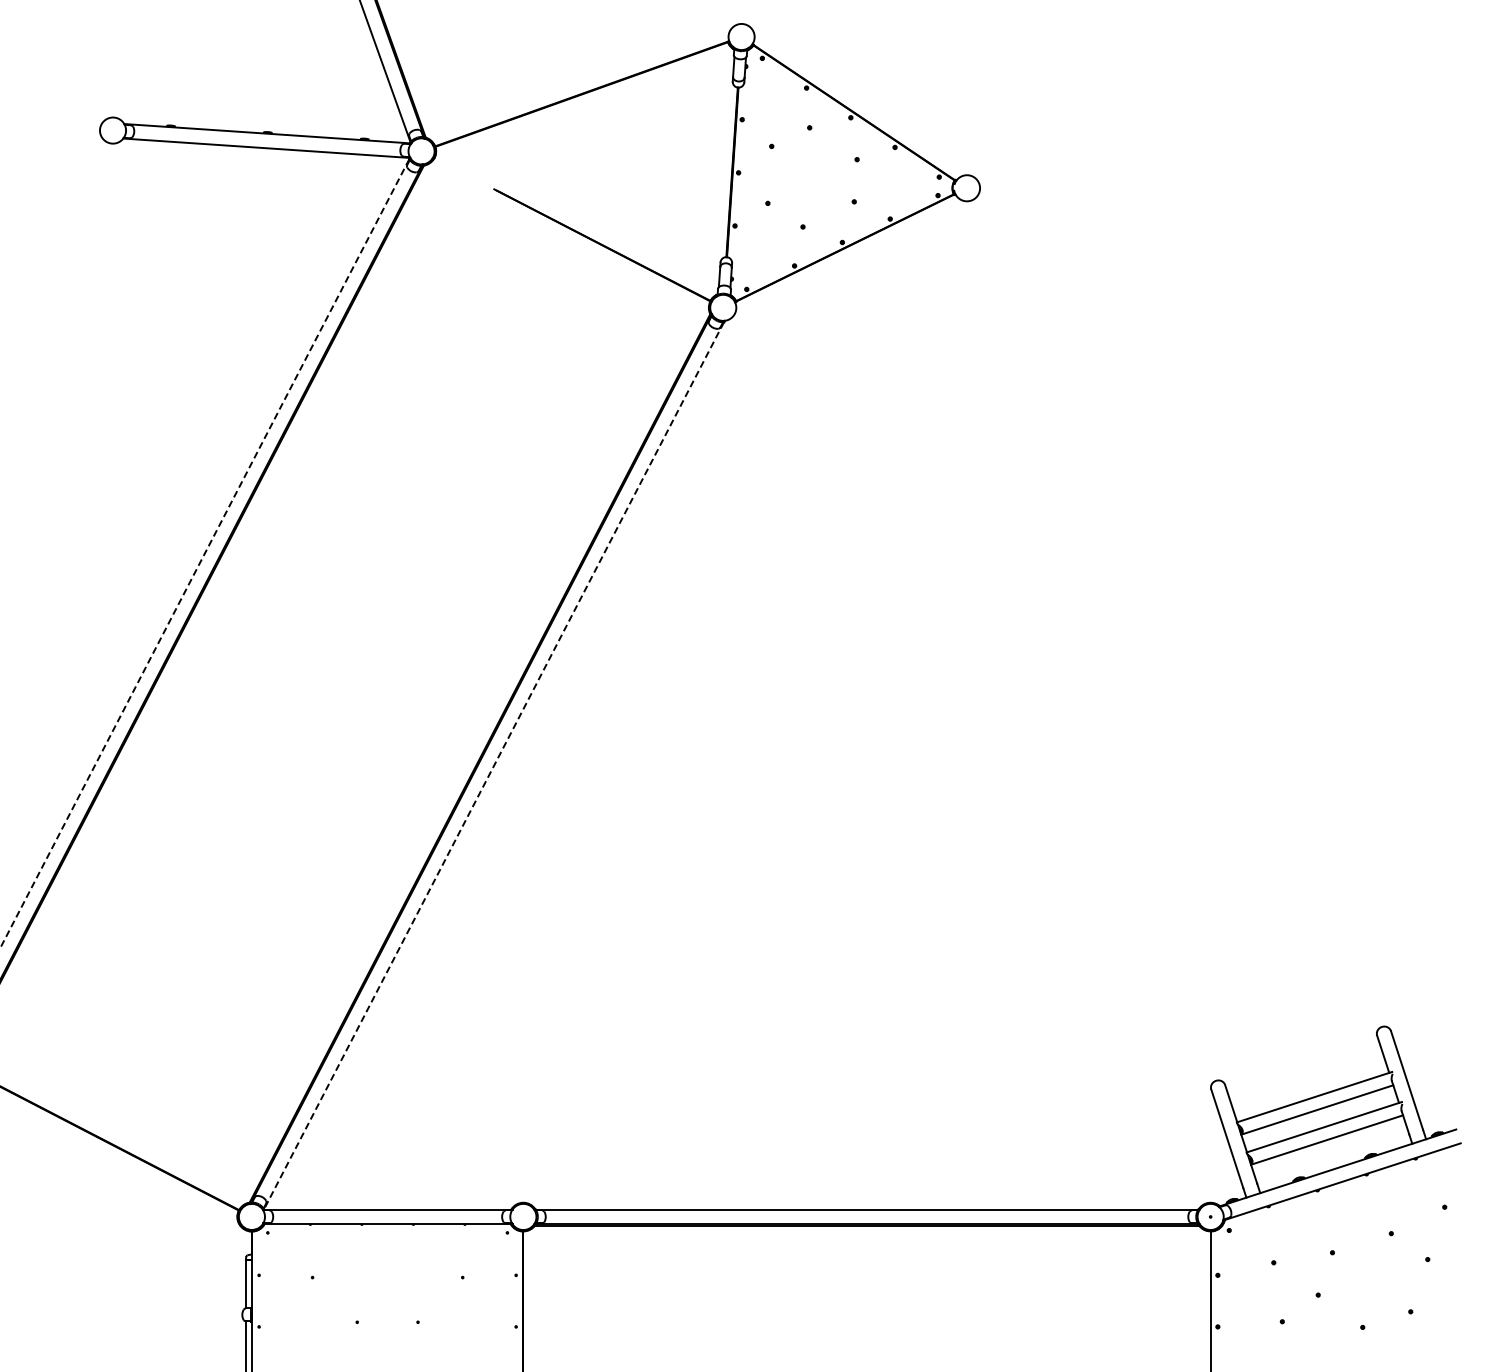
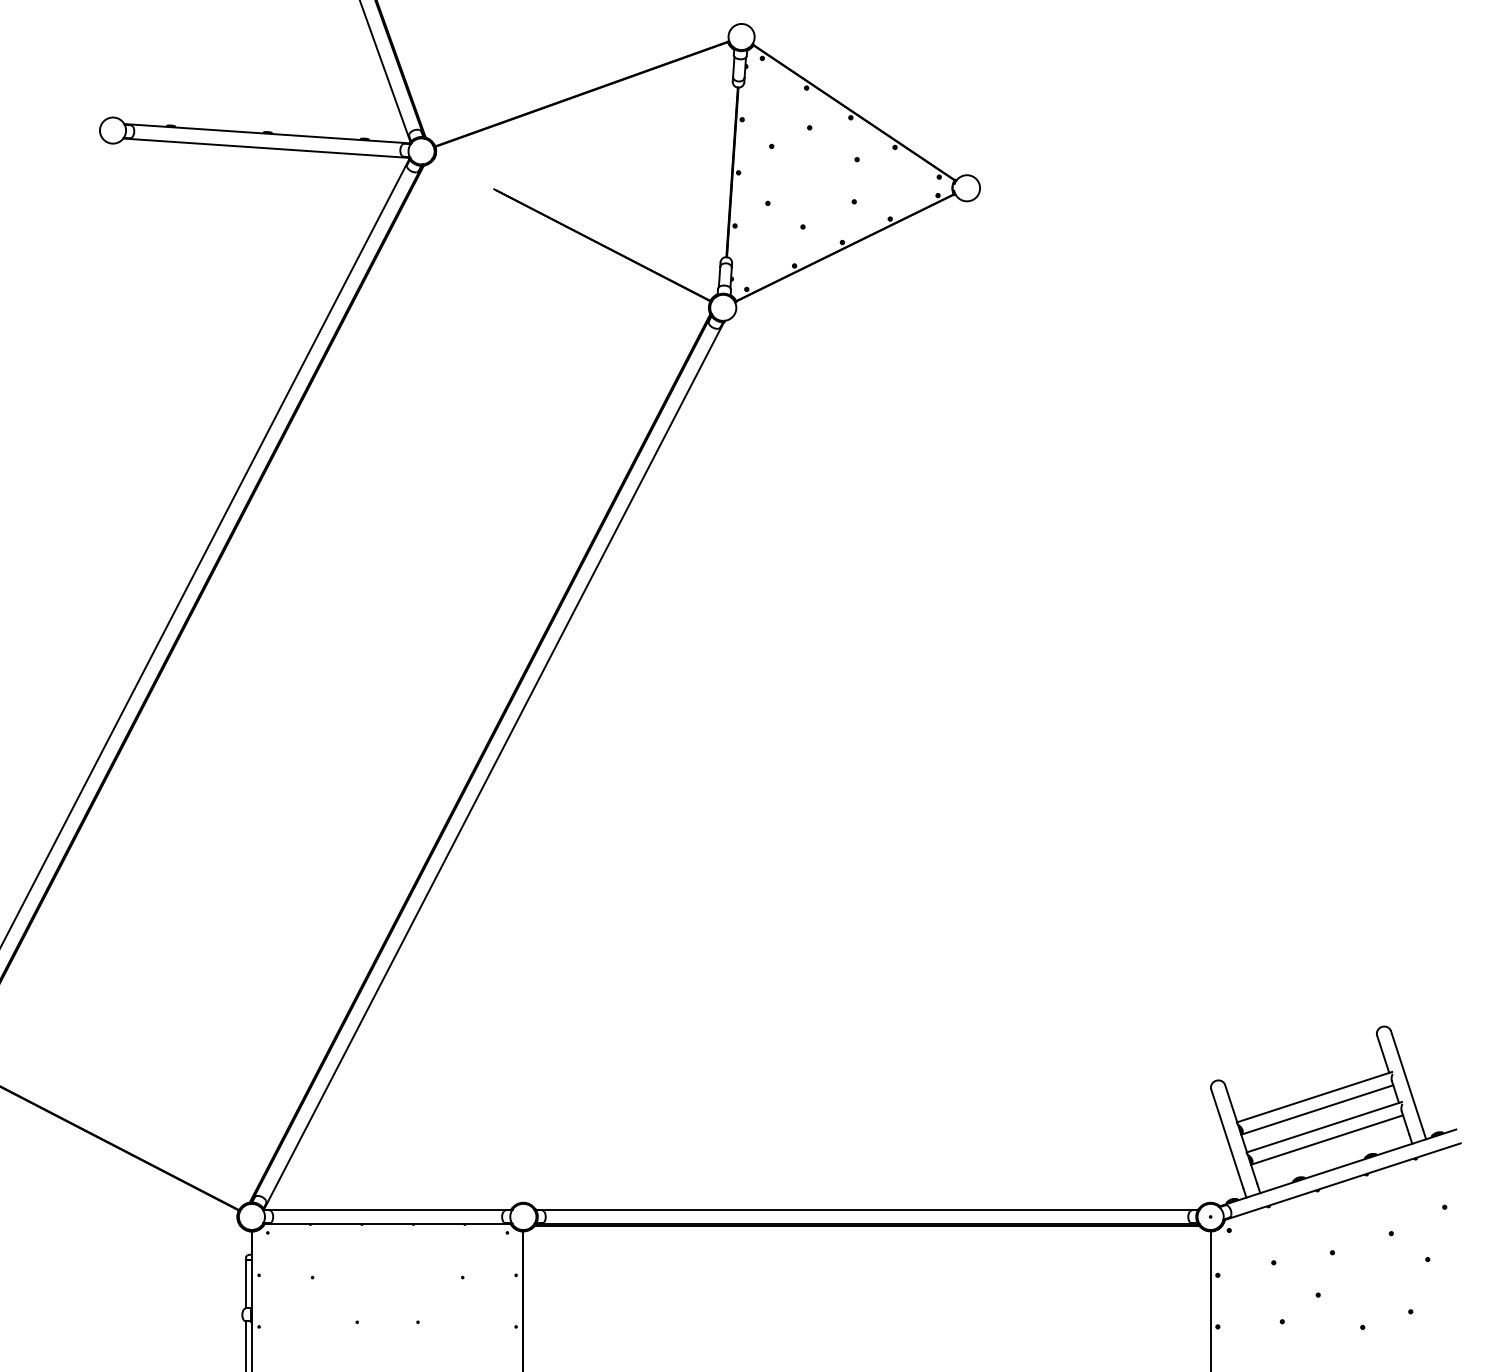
line: dashed -> solid (204, 553)
line: dashed -> solid (494, 765)
